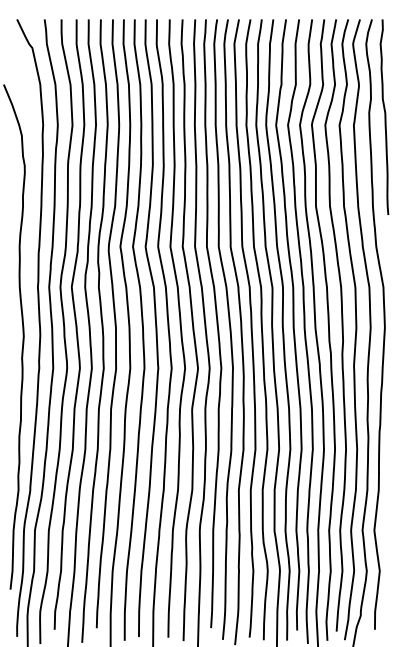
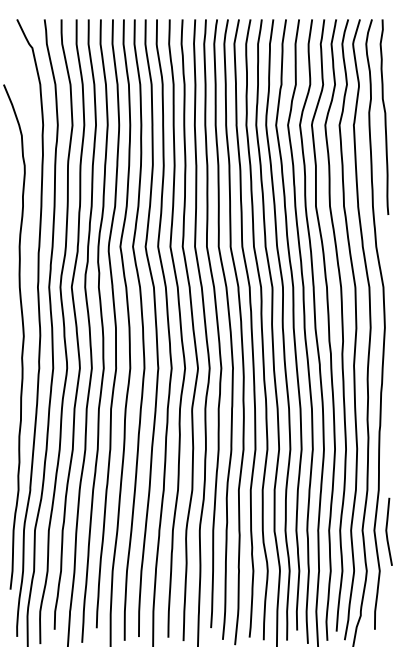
line: none -> present (387, 531)
